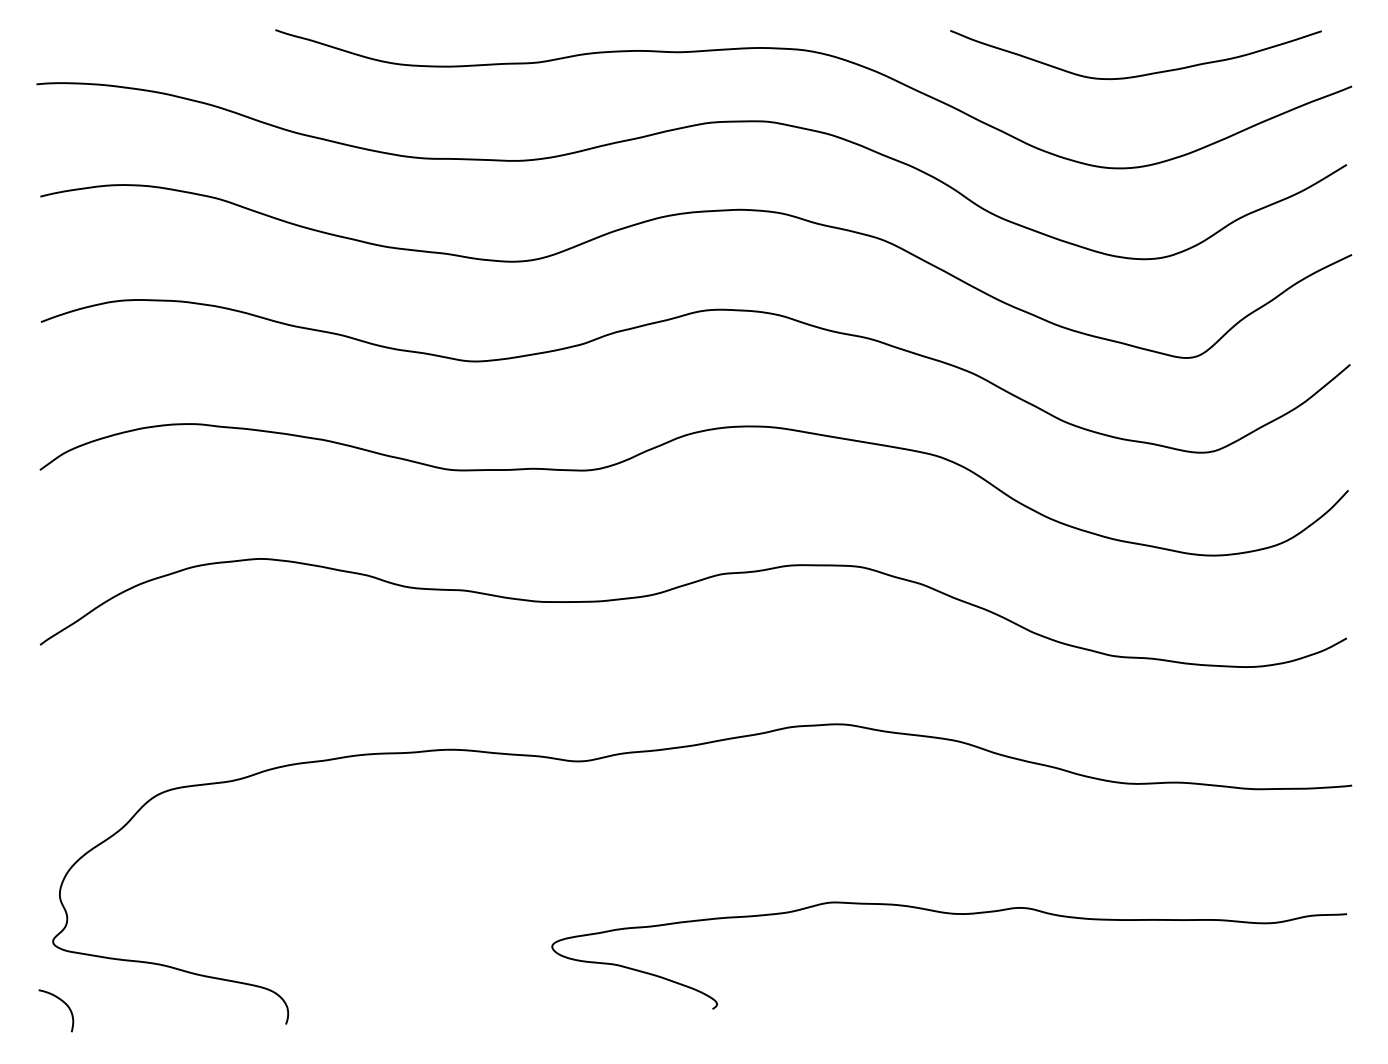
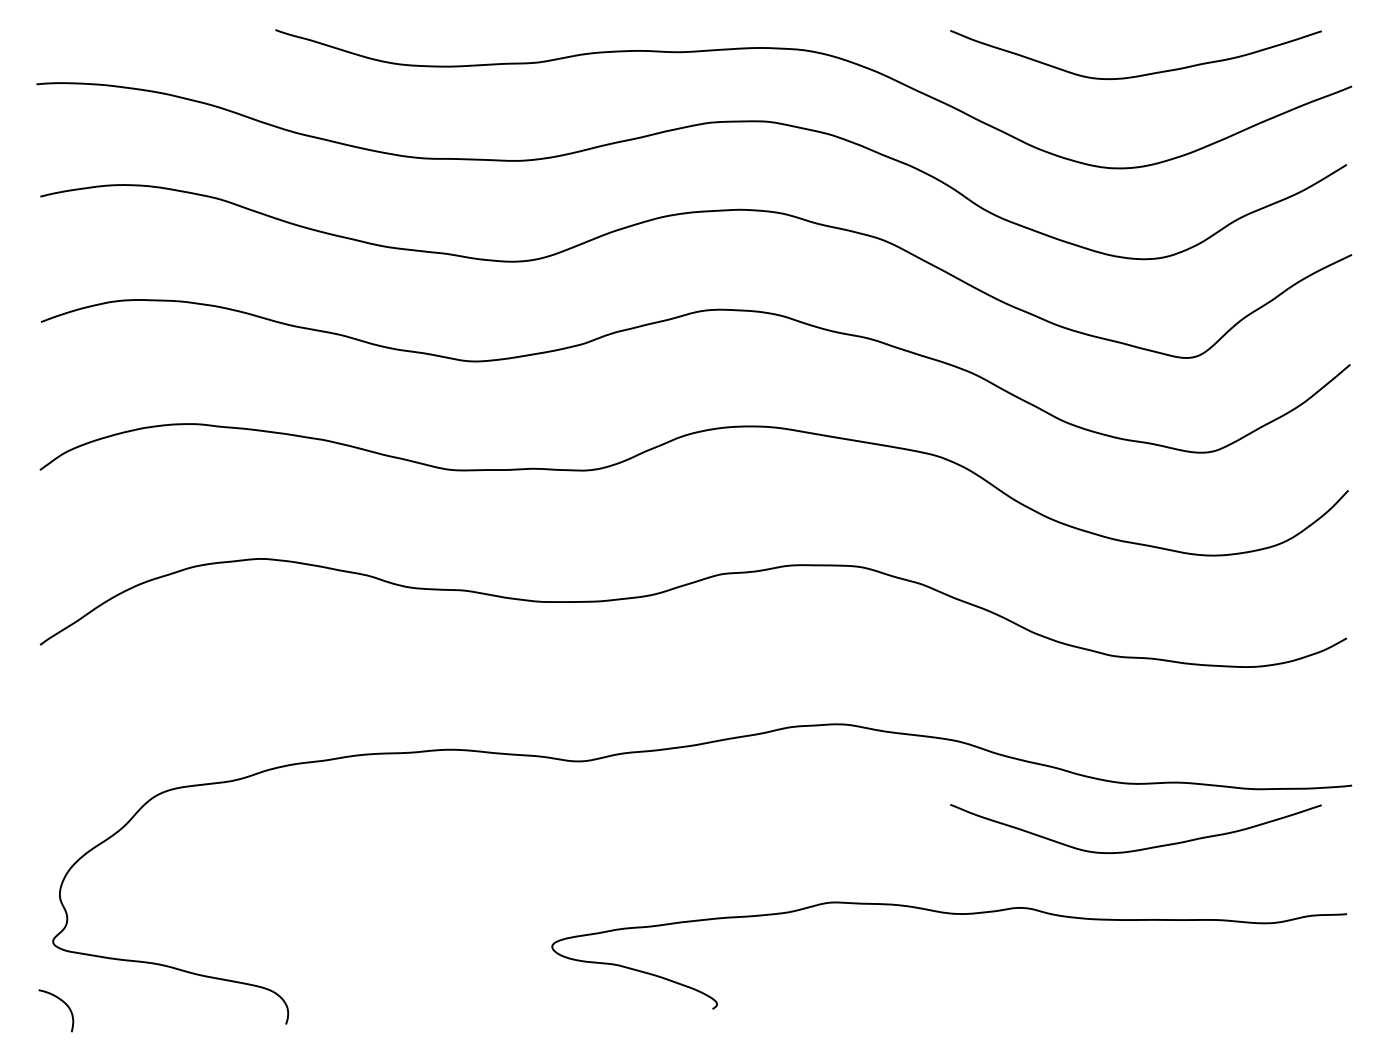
curve: none -> present (1141, 848)
